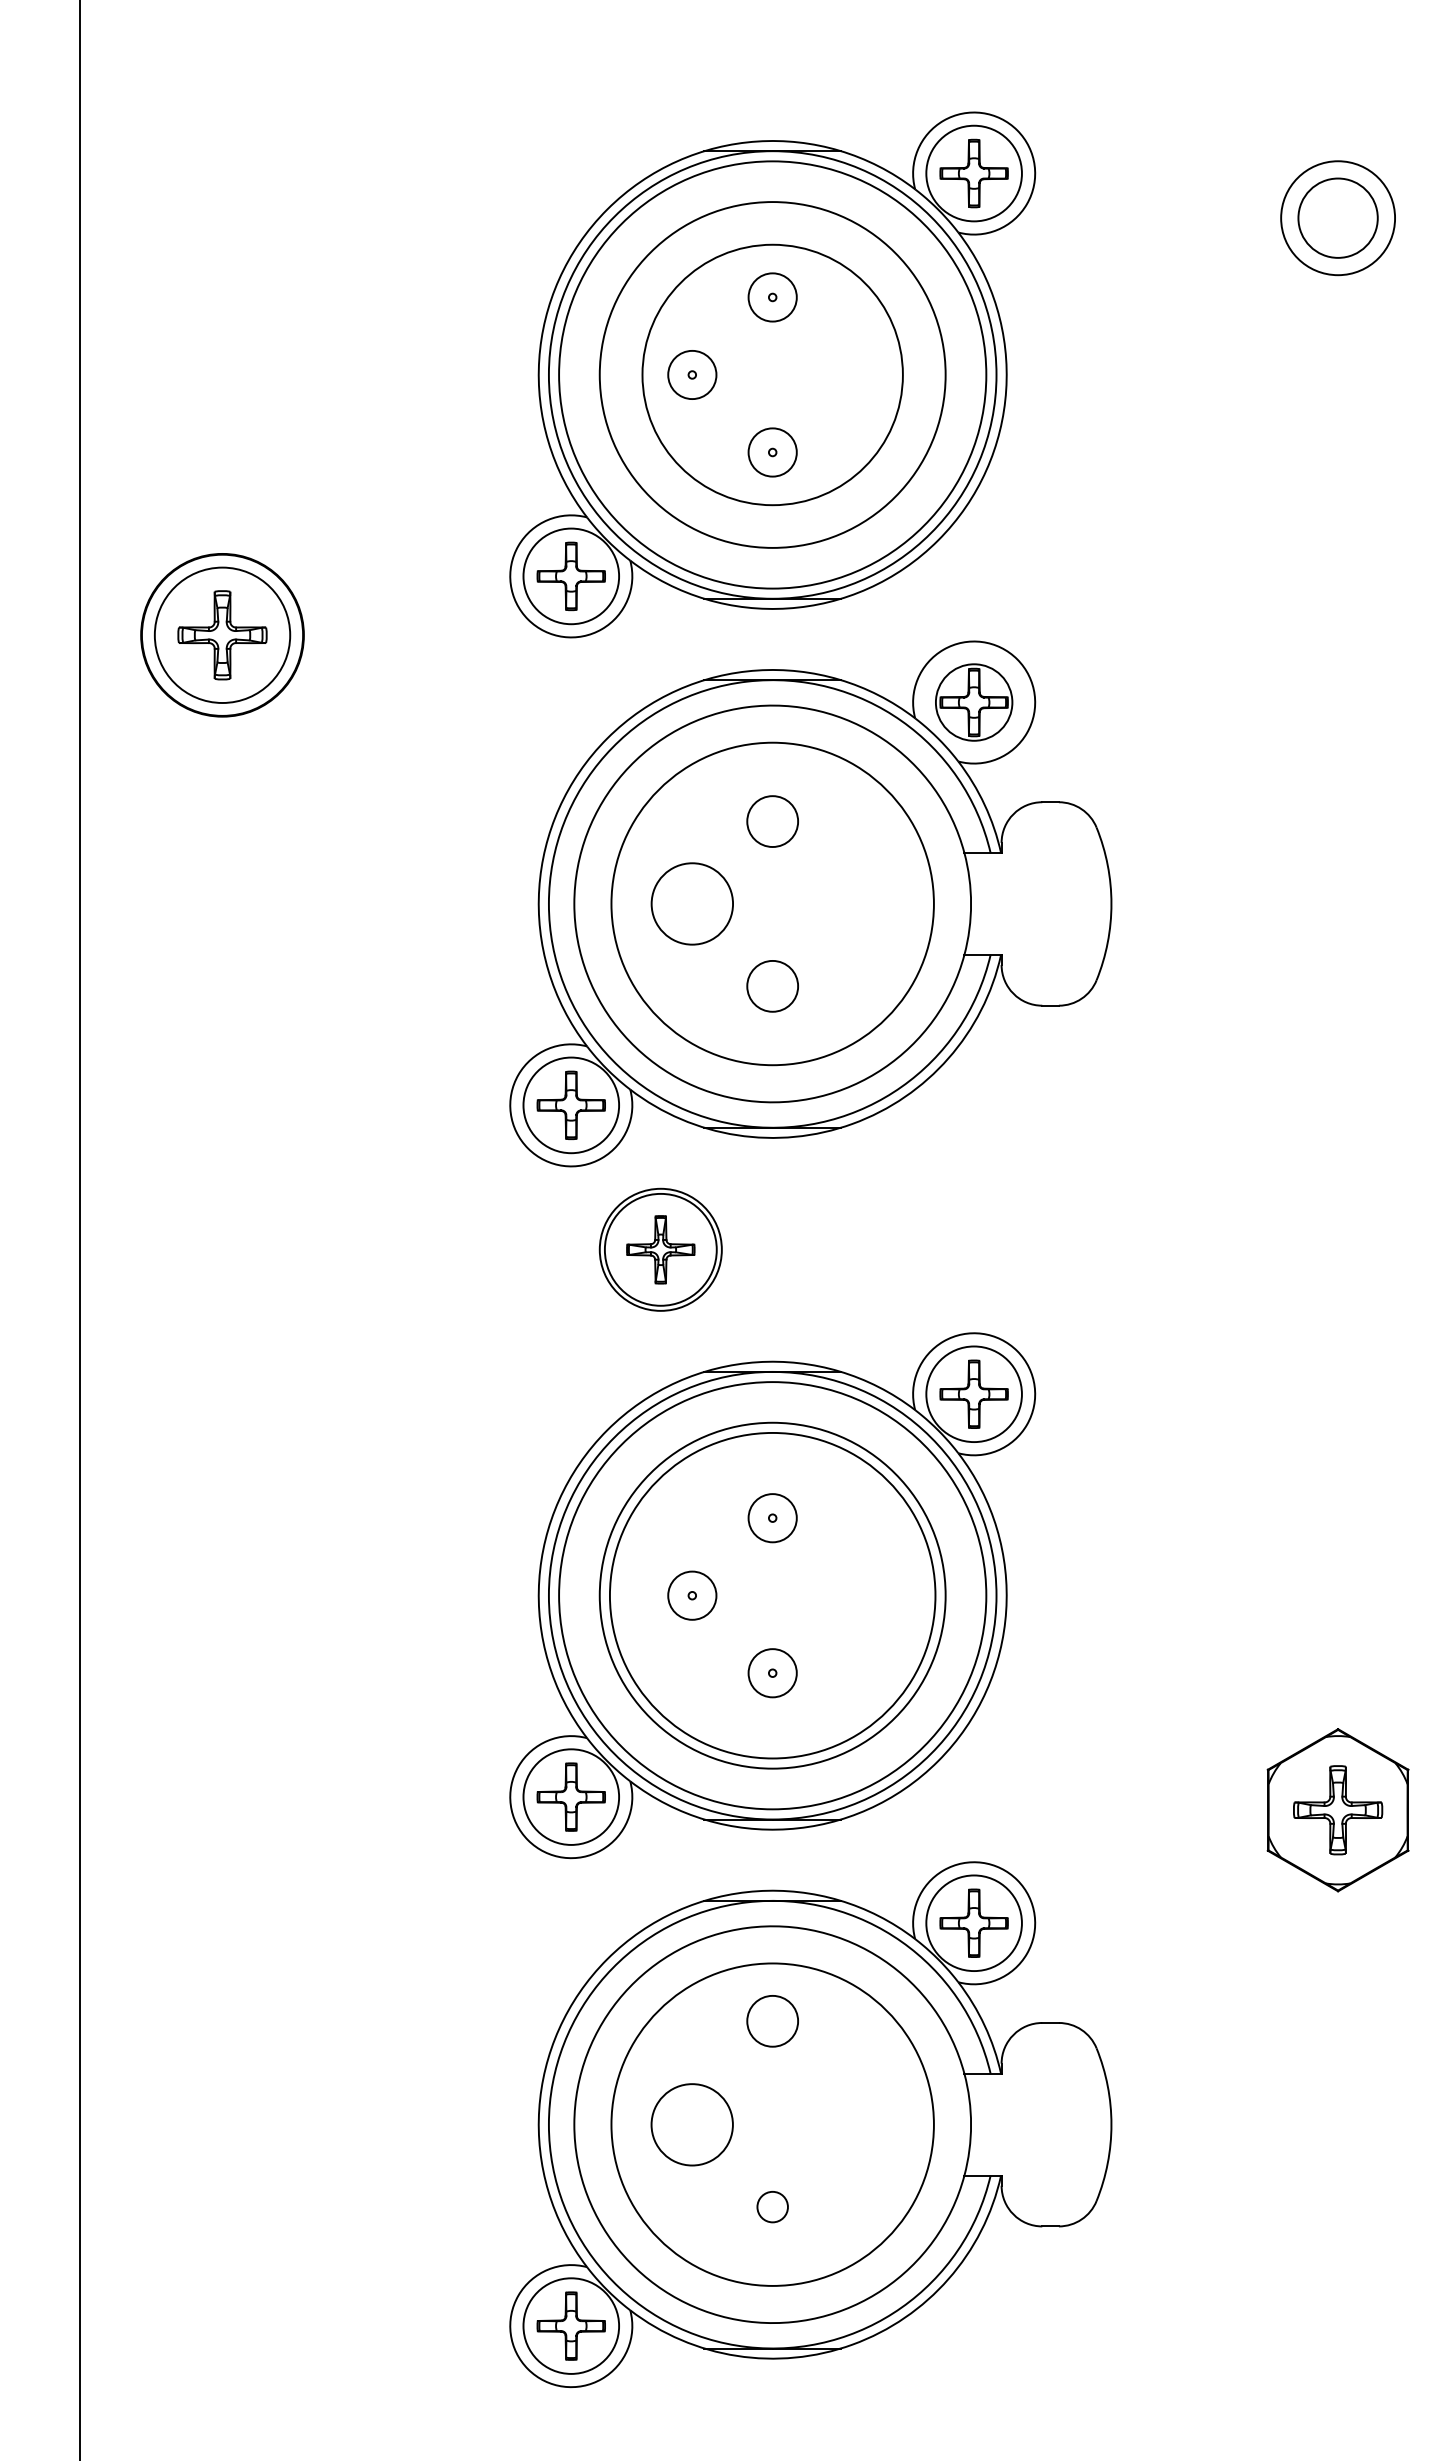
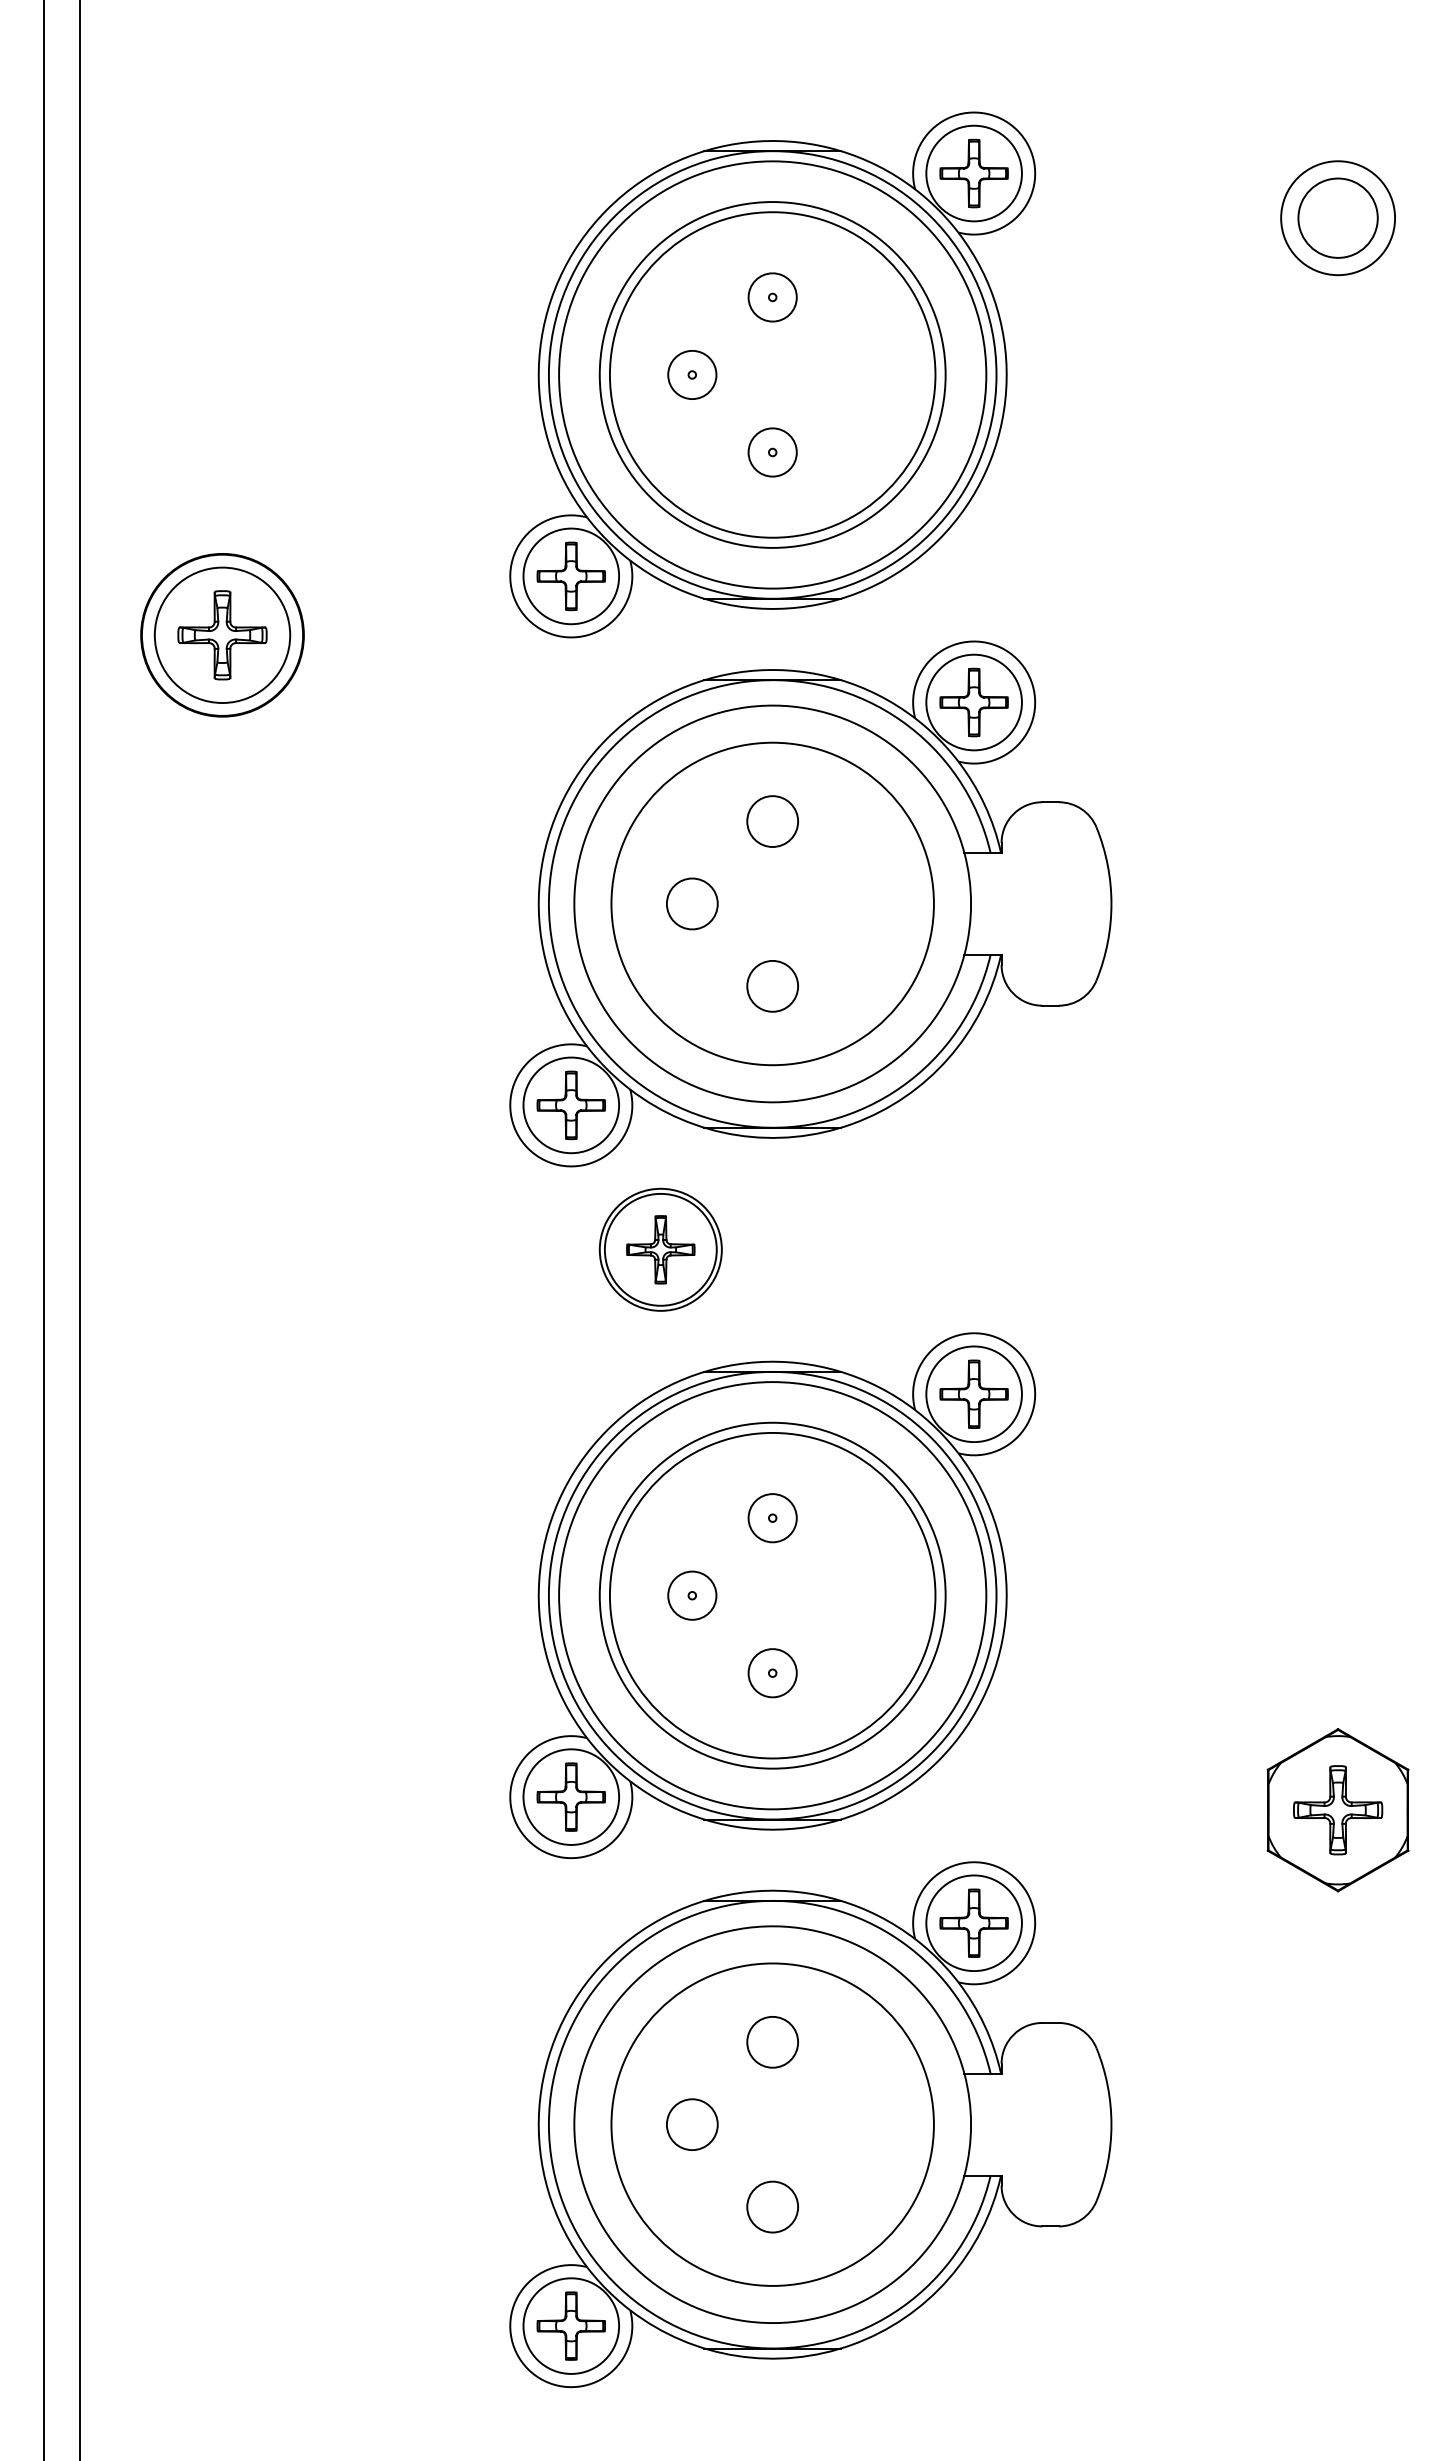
circle diameter: 260 px -> 326 px (772, 374)
circle diameter: 76 px -> 96 px (973, 702)
circle diameter: 81 px -> 51 px (691, 903)
line: none -> present (43, 1229)
circle position: (772, 2021) -> (772, 2042) (772, 2042)
circle size: 84x84 px -> 53x53 px (692, 2124)
circle diameter: 31 px -> 51 px (772, 2206)
